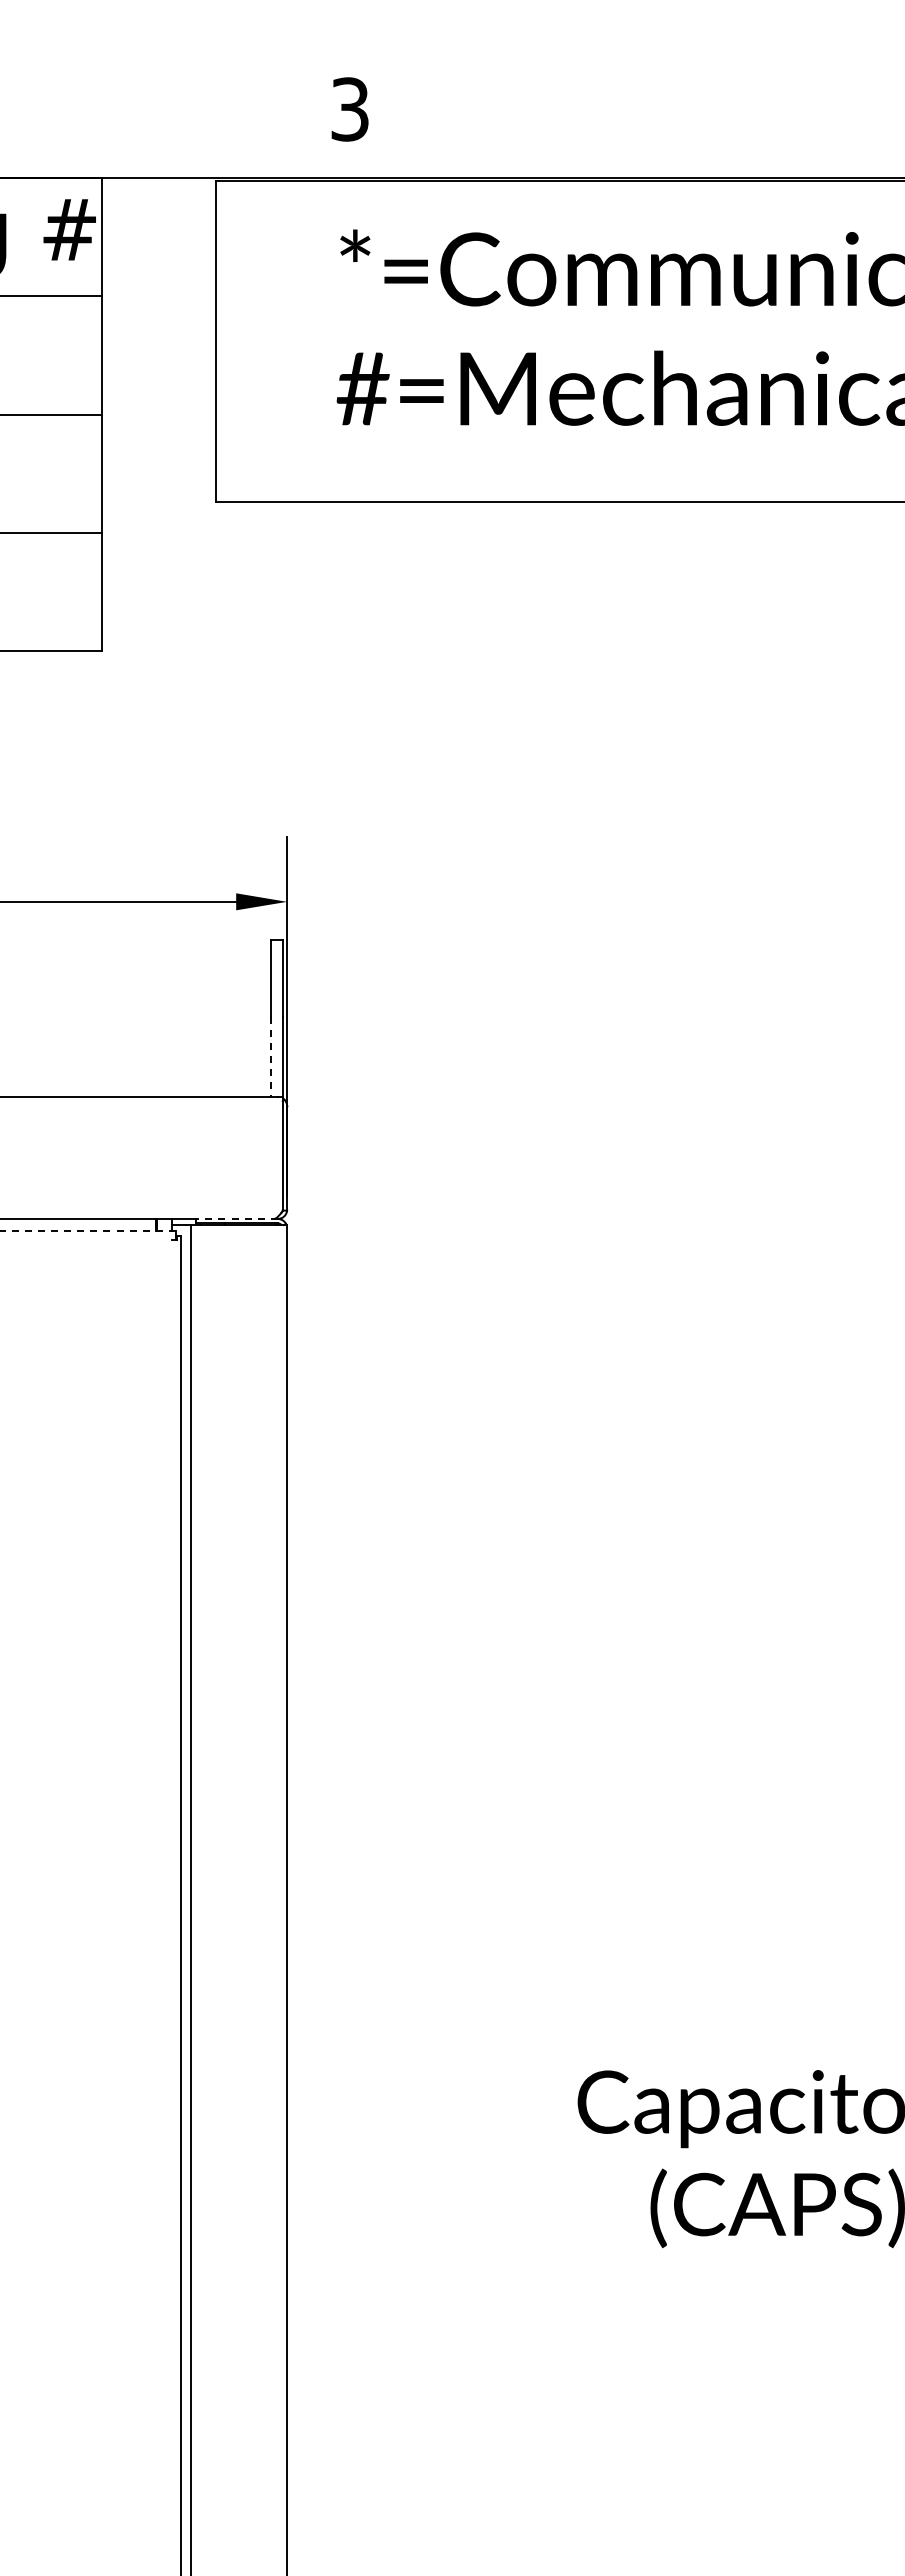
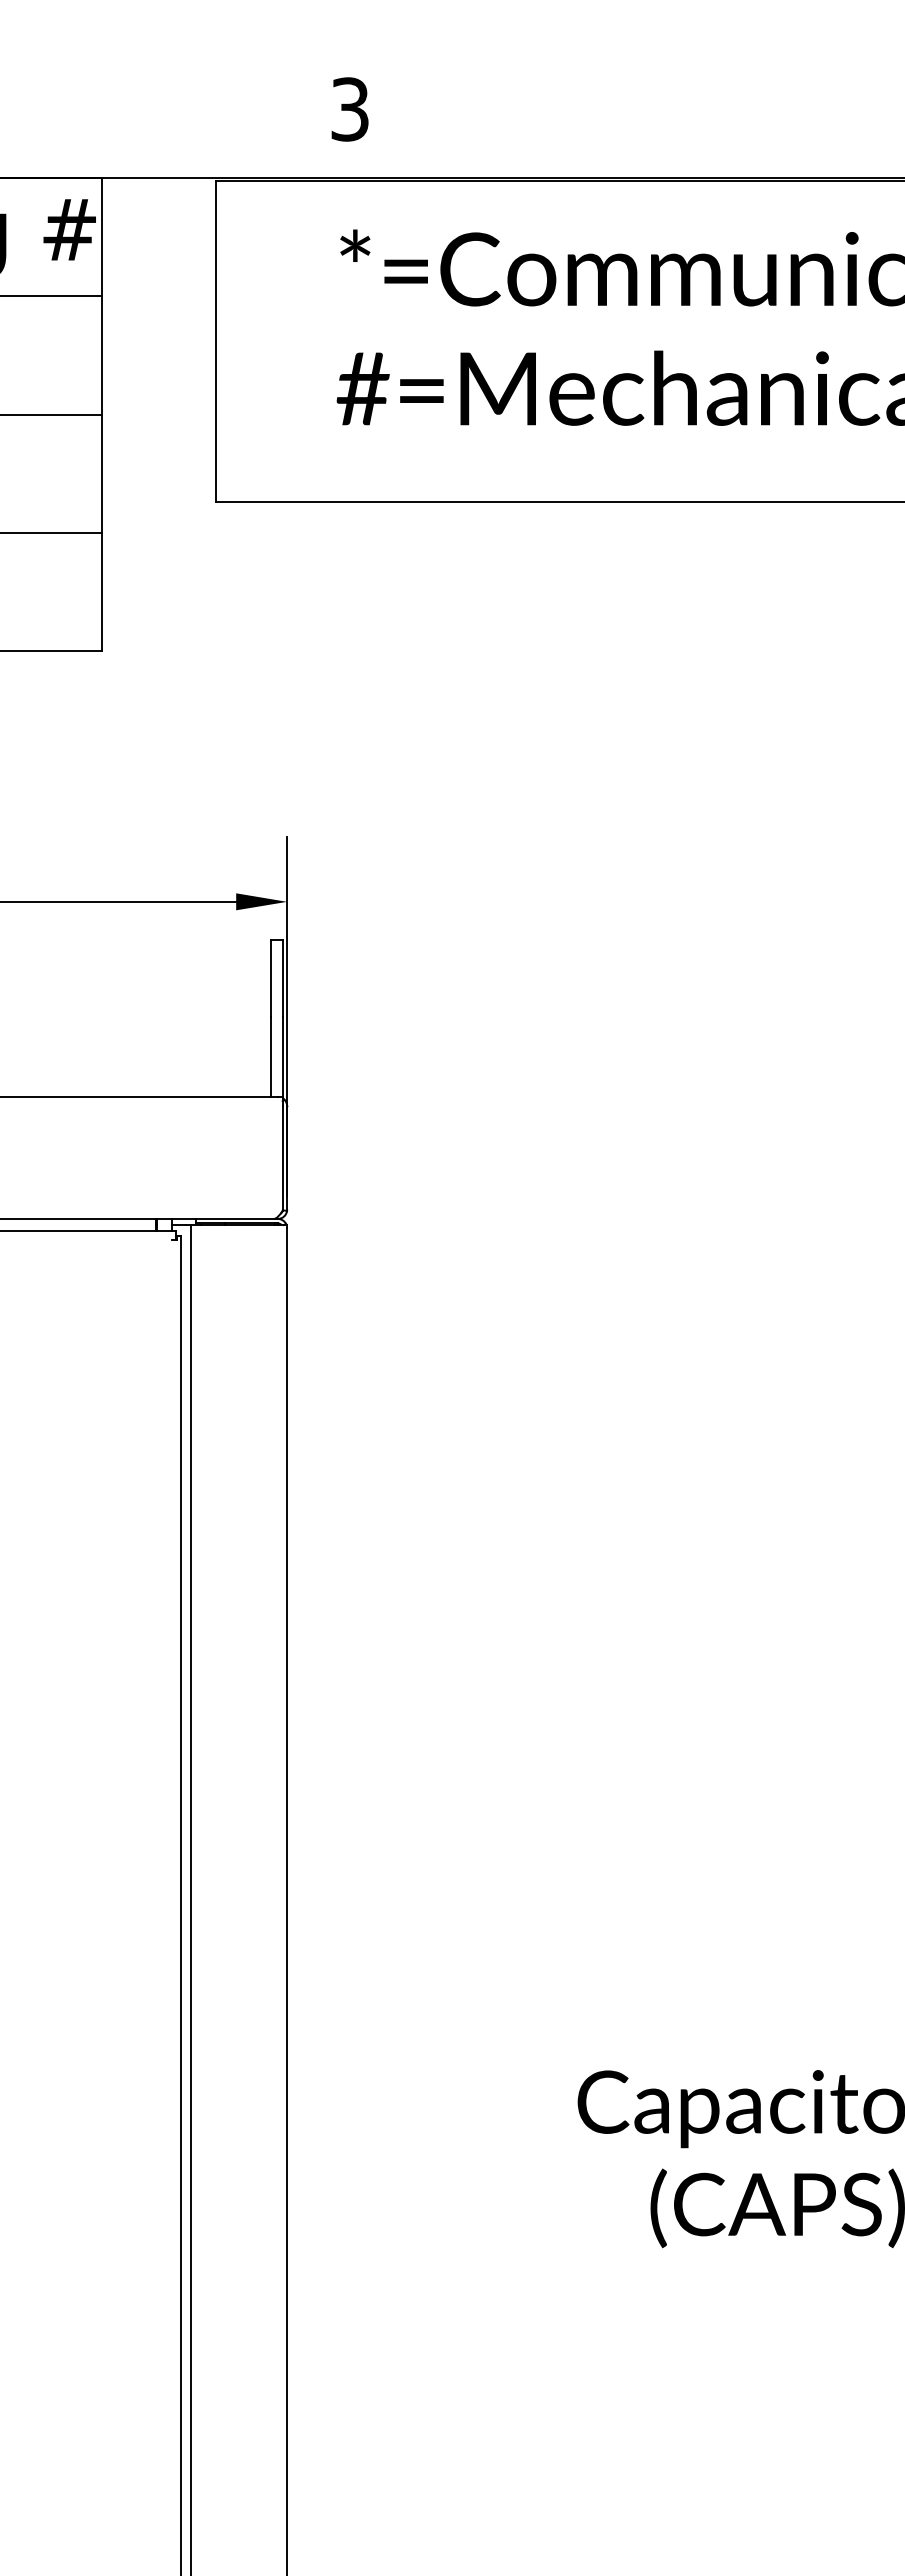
line: dashed -> solid (271, 1057)
line: dashed -> solid (236, 1218)
line: dashed -> solid (88, 1231)
